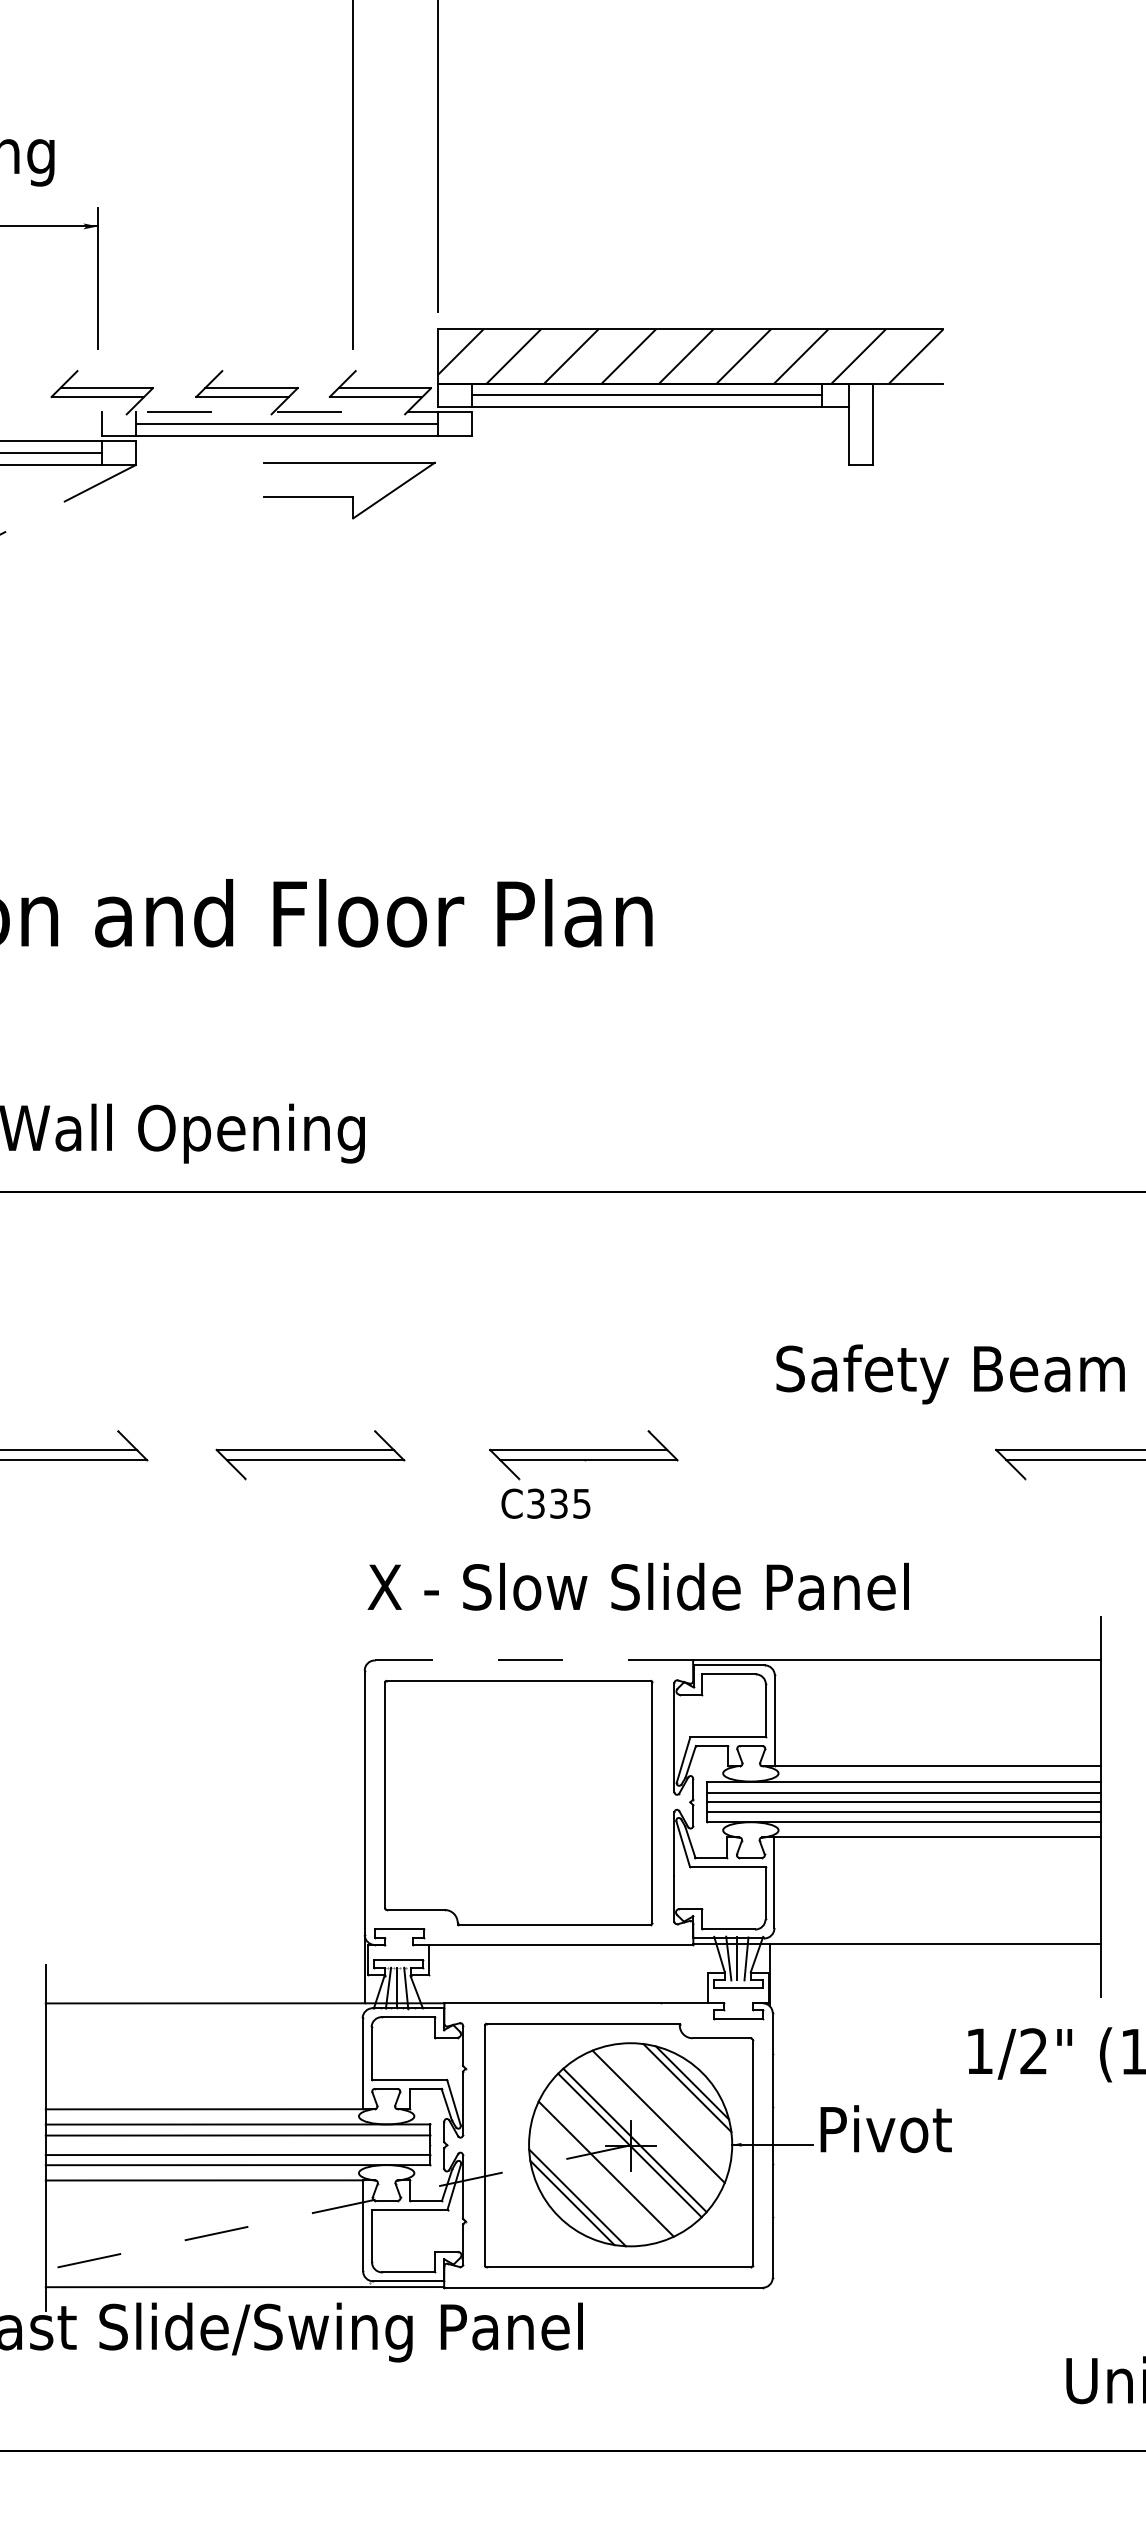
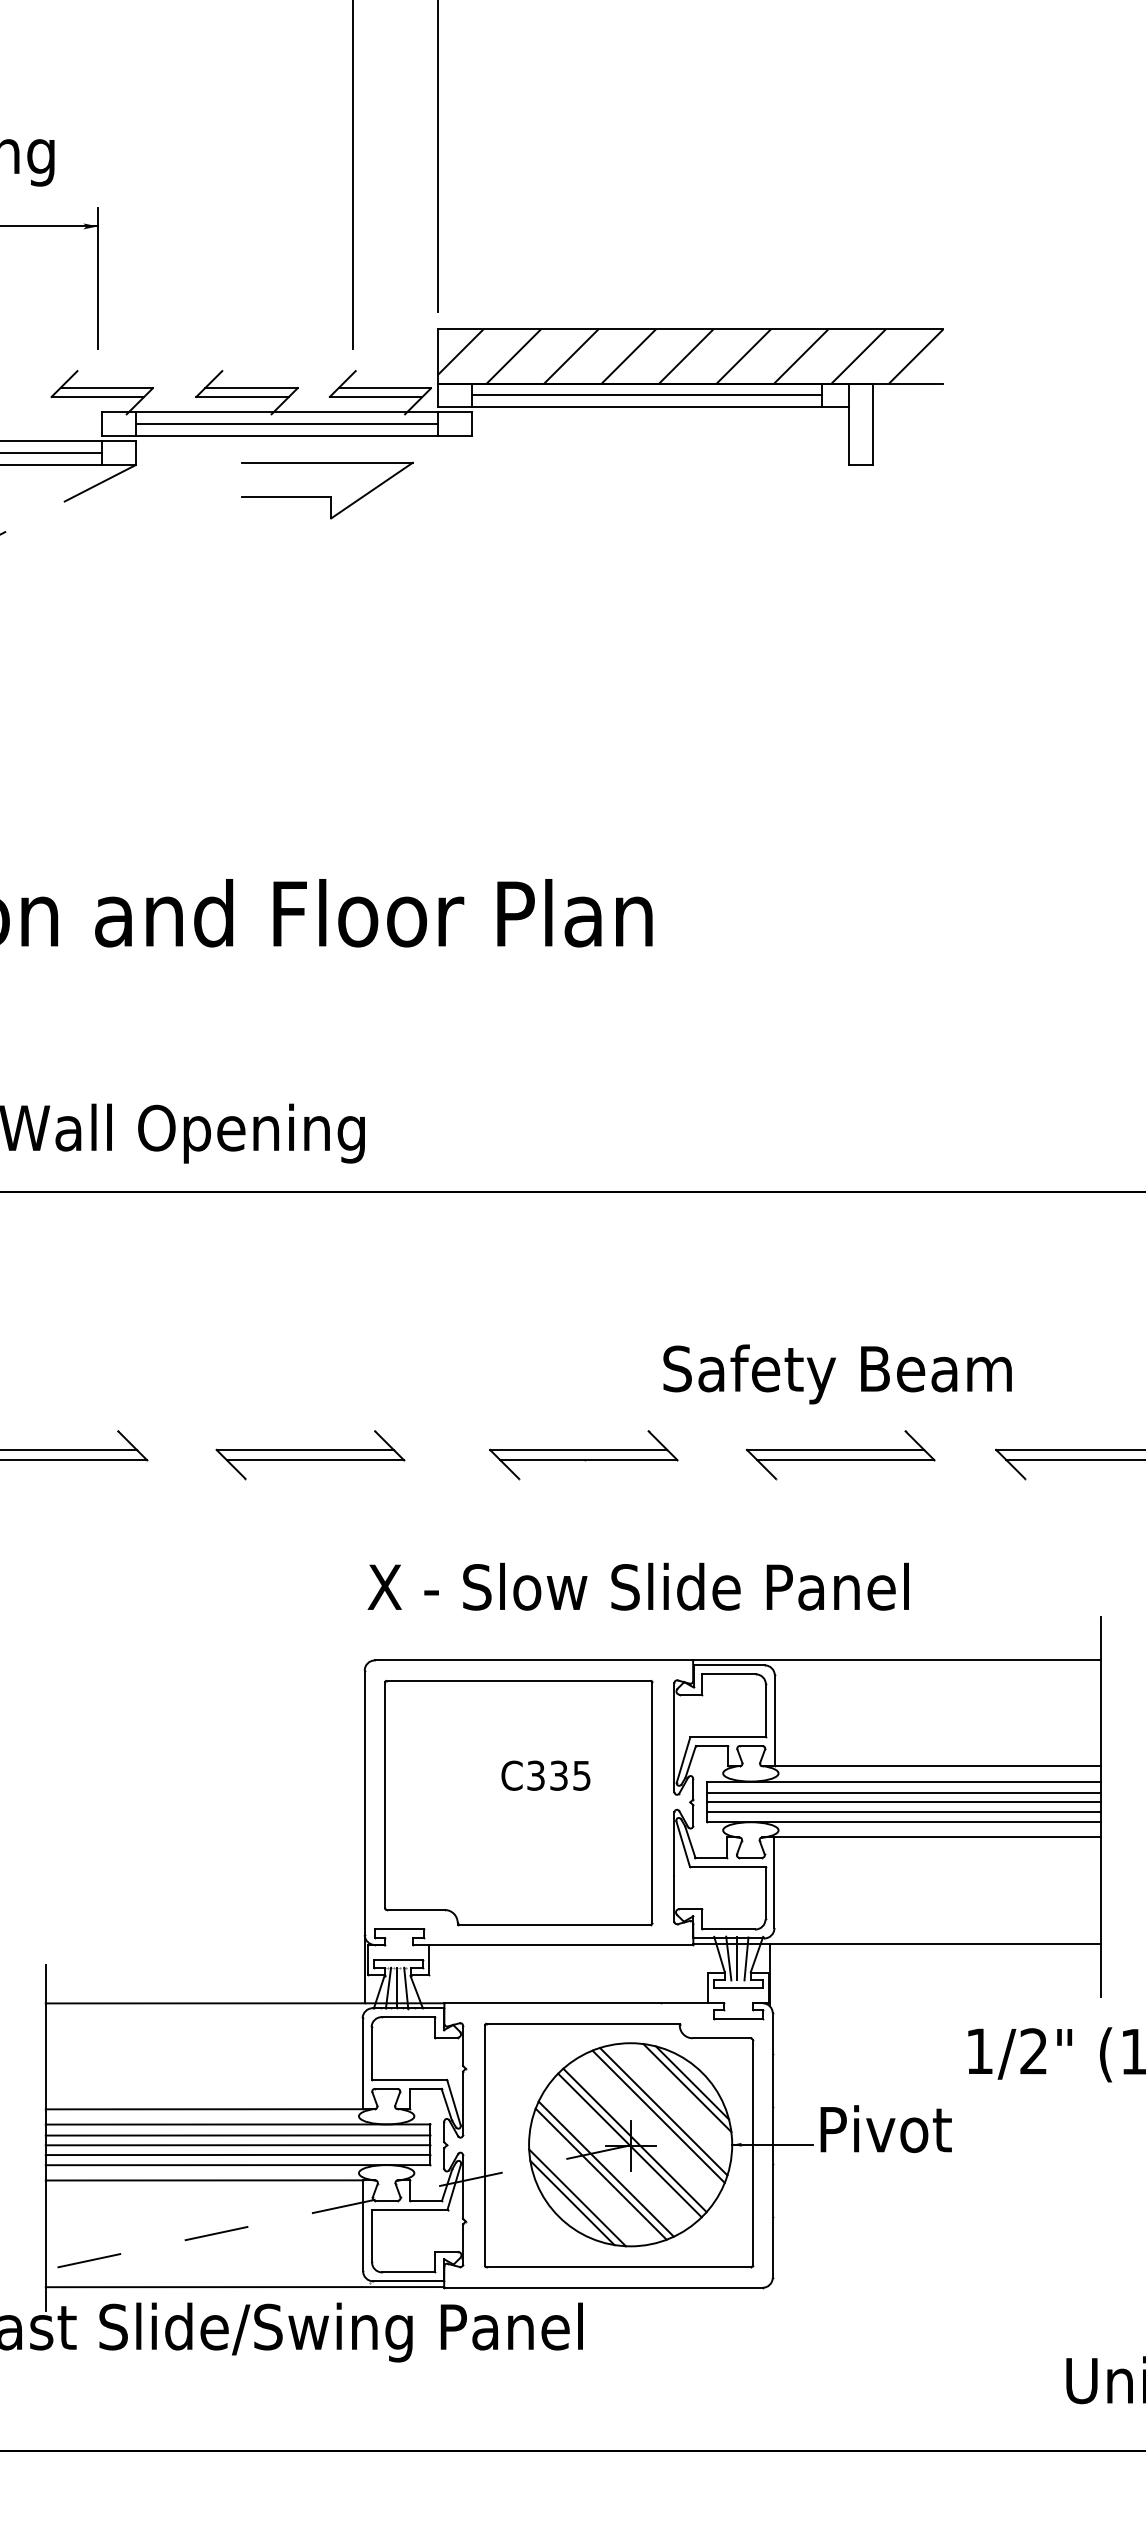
line: dashed -> solid (287, 412)
part position: (349, 490) -> (327, 490) (327, 490)
text position: (950, 1374) -> (837, 1374) (837, 1374)
part: none -> present (840, 1455)
text position: (545, 1503) -> (545, 1775) (545, 1775)
line: dashed -> solid (533, 1660)
line: none -> present (663, 2111)
line: none -> present (237, 2145)
line: none -> present (600, 2173)
